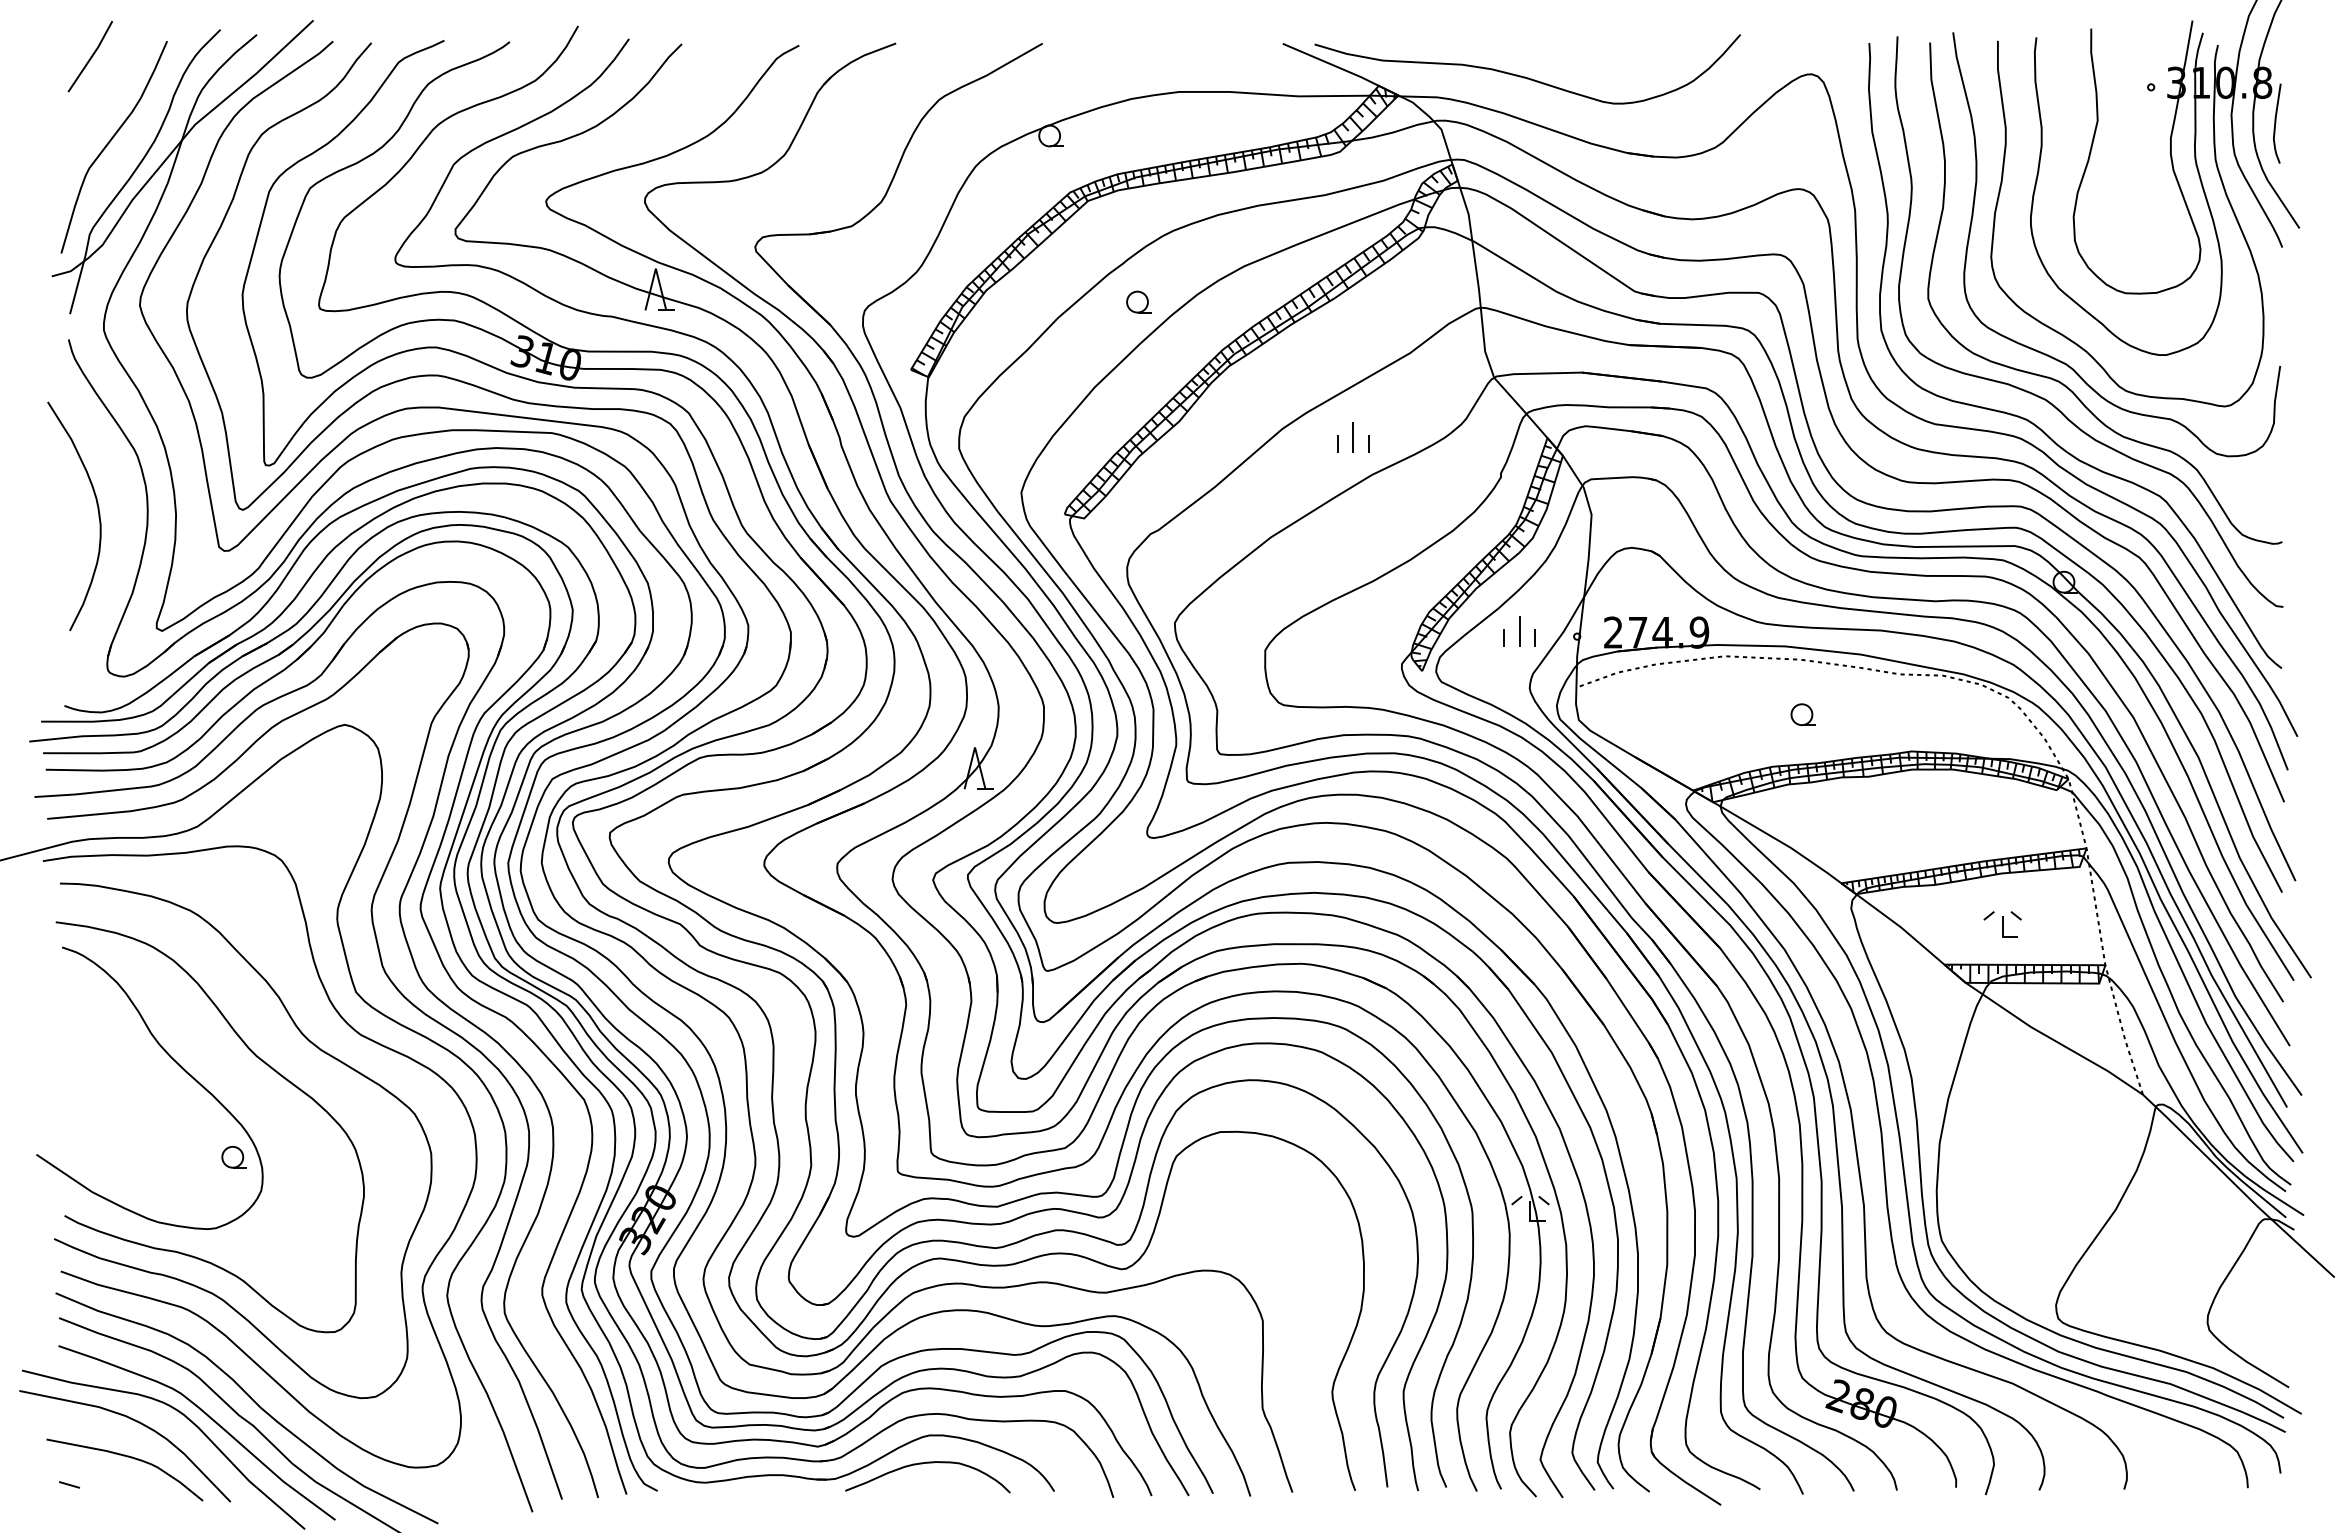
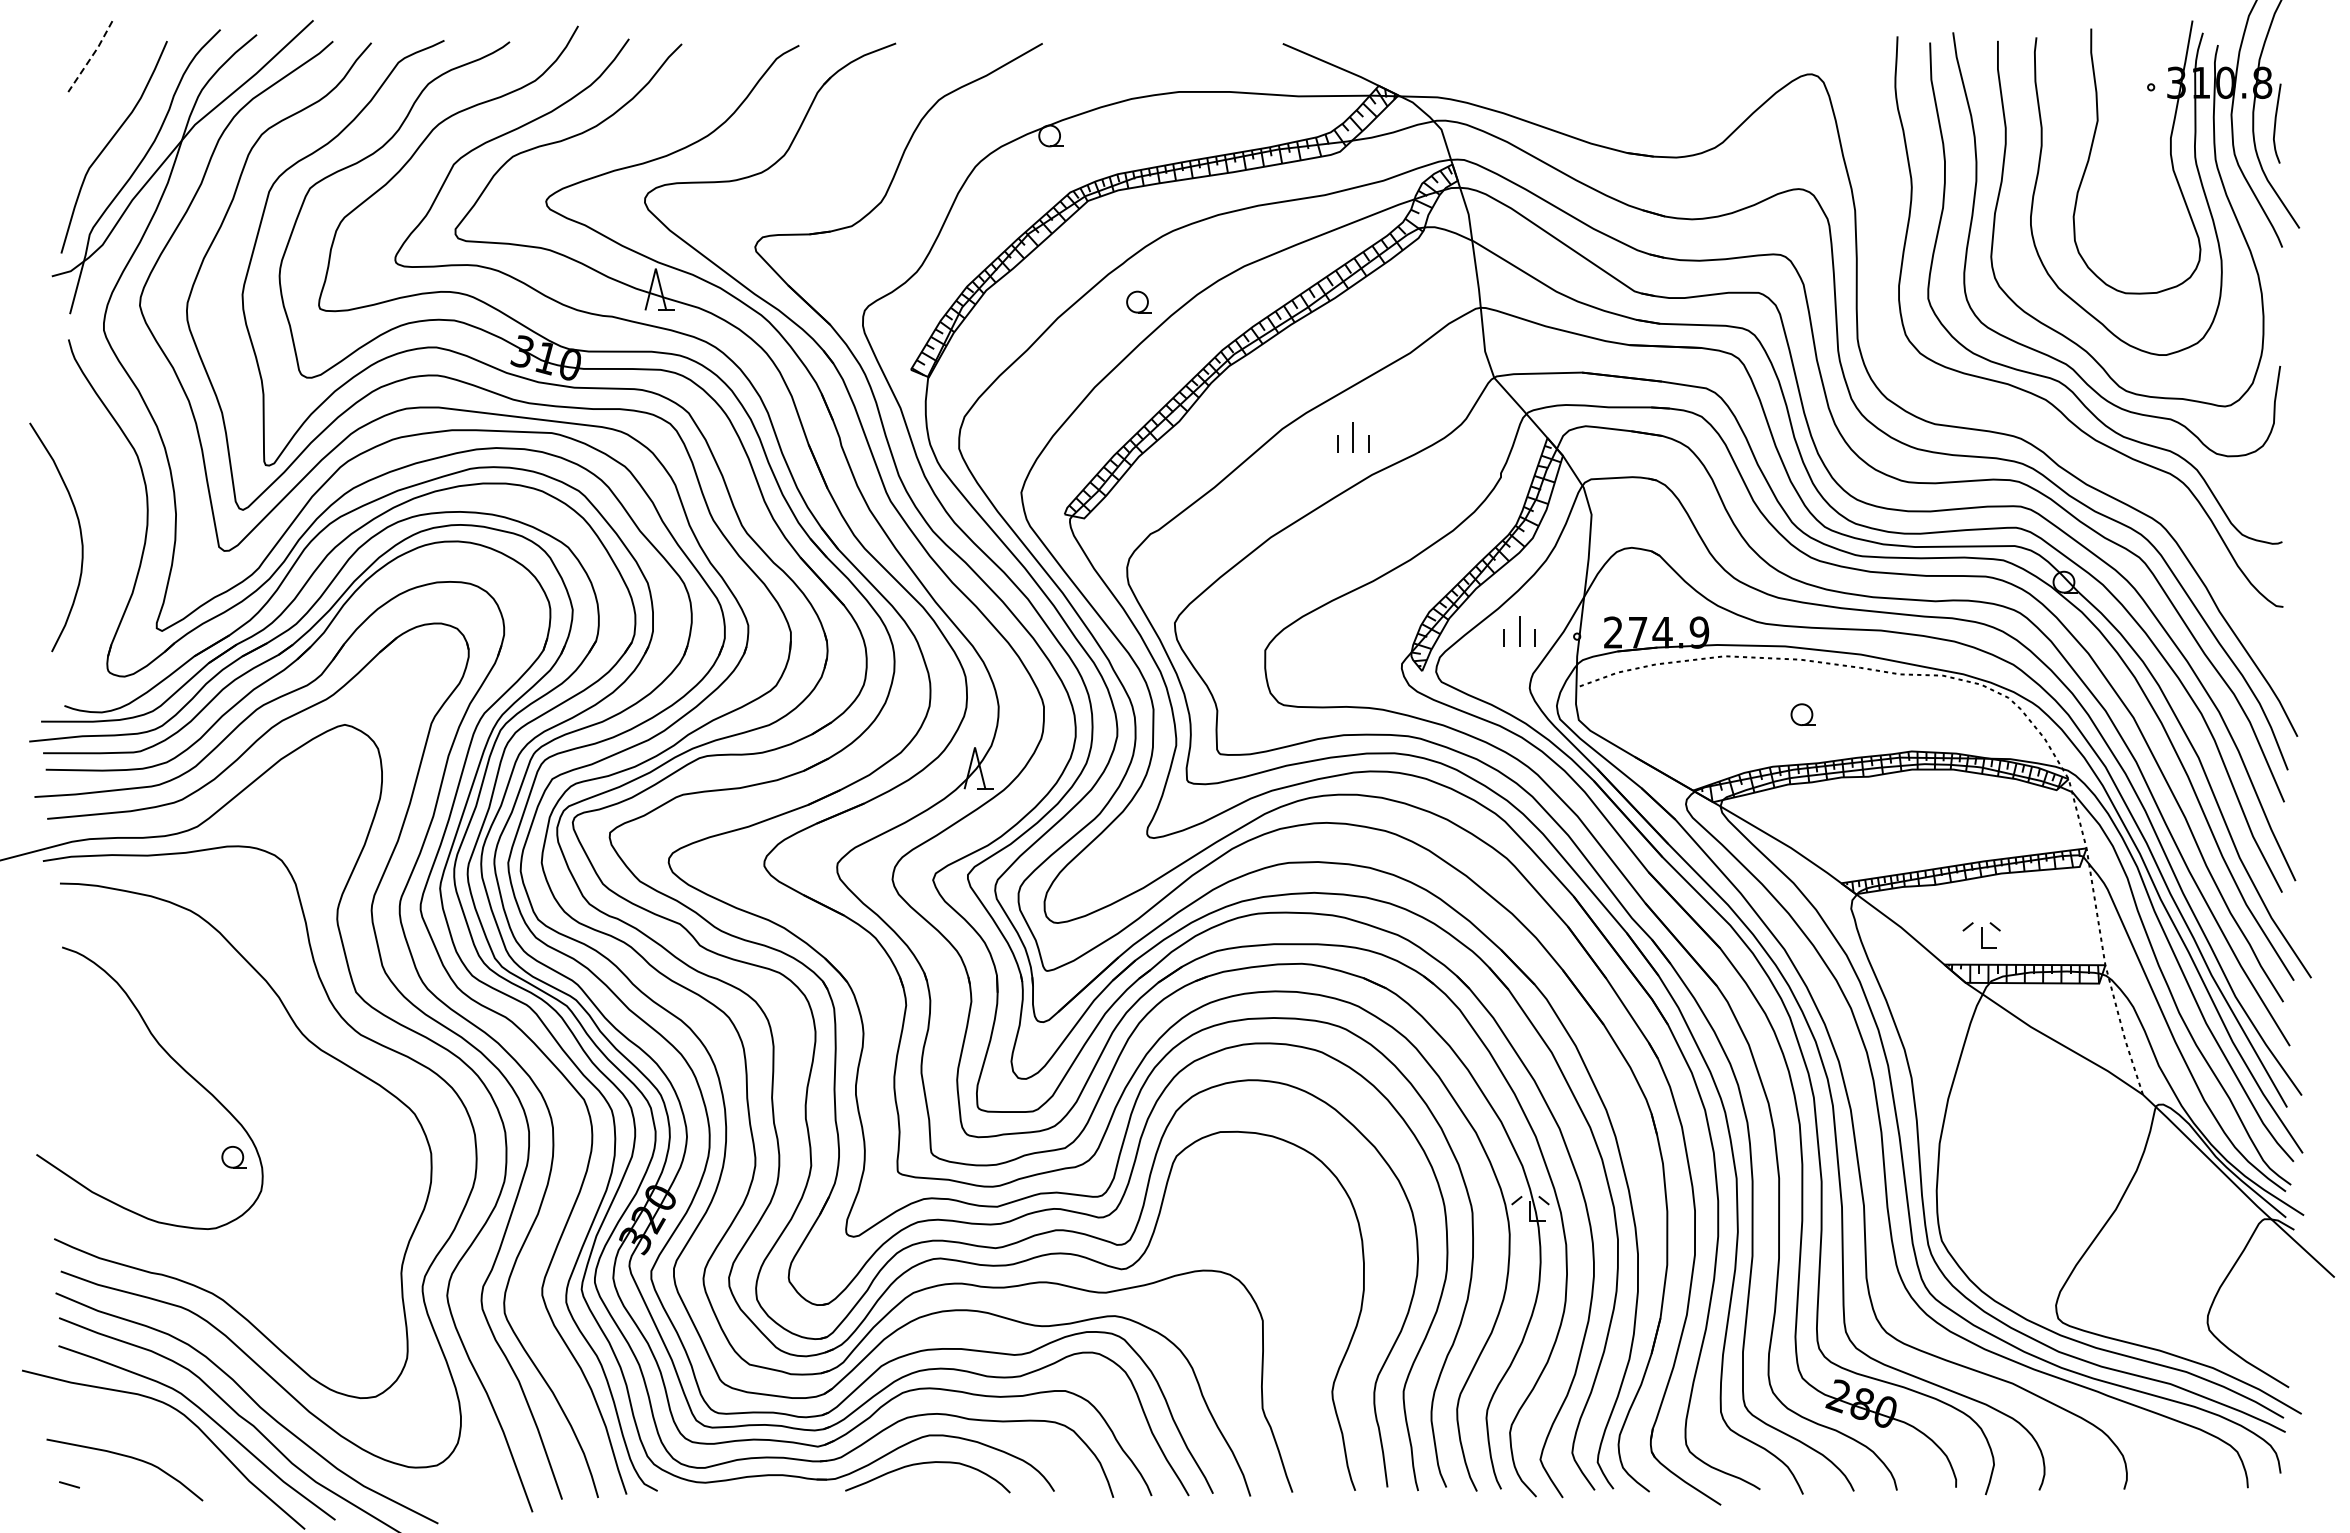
line: solid -> dashed (91, 57)
curve: present -> none (1525, 76)
curve: present -> none (2033, 422)
curve position: (97, 510) -> (79, 531) (79, 531)
part position: (2002, 924) -> (1981, 935) (1981, 935)
curve: present -> none (261, 1061)
curve: present -> none (136, 1422)
